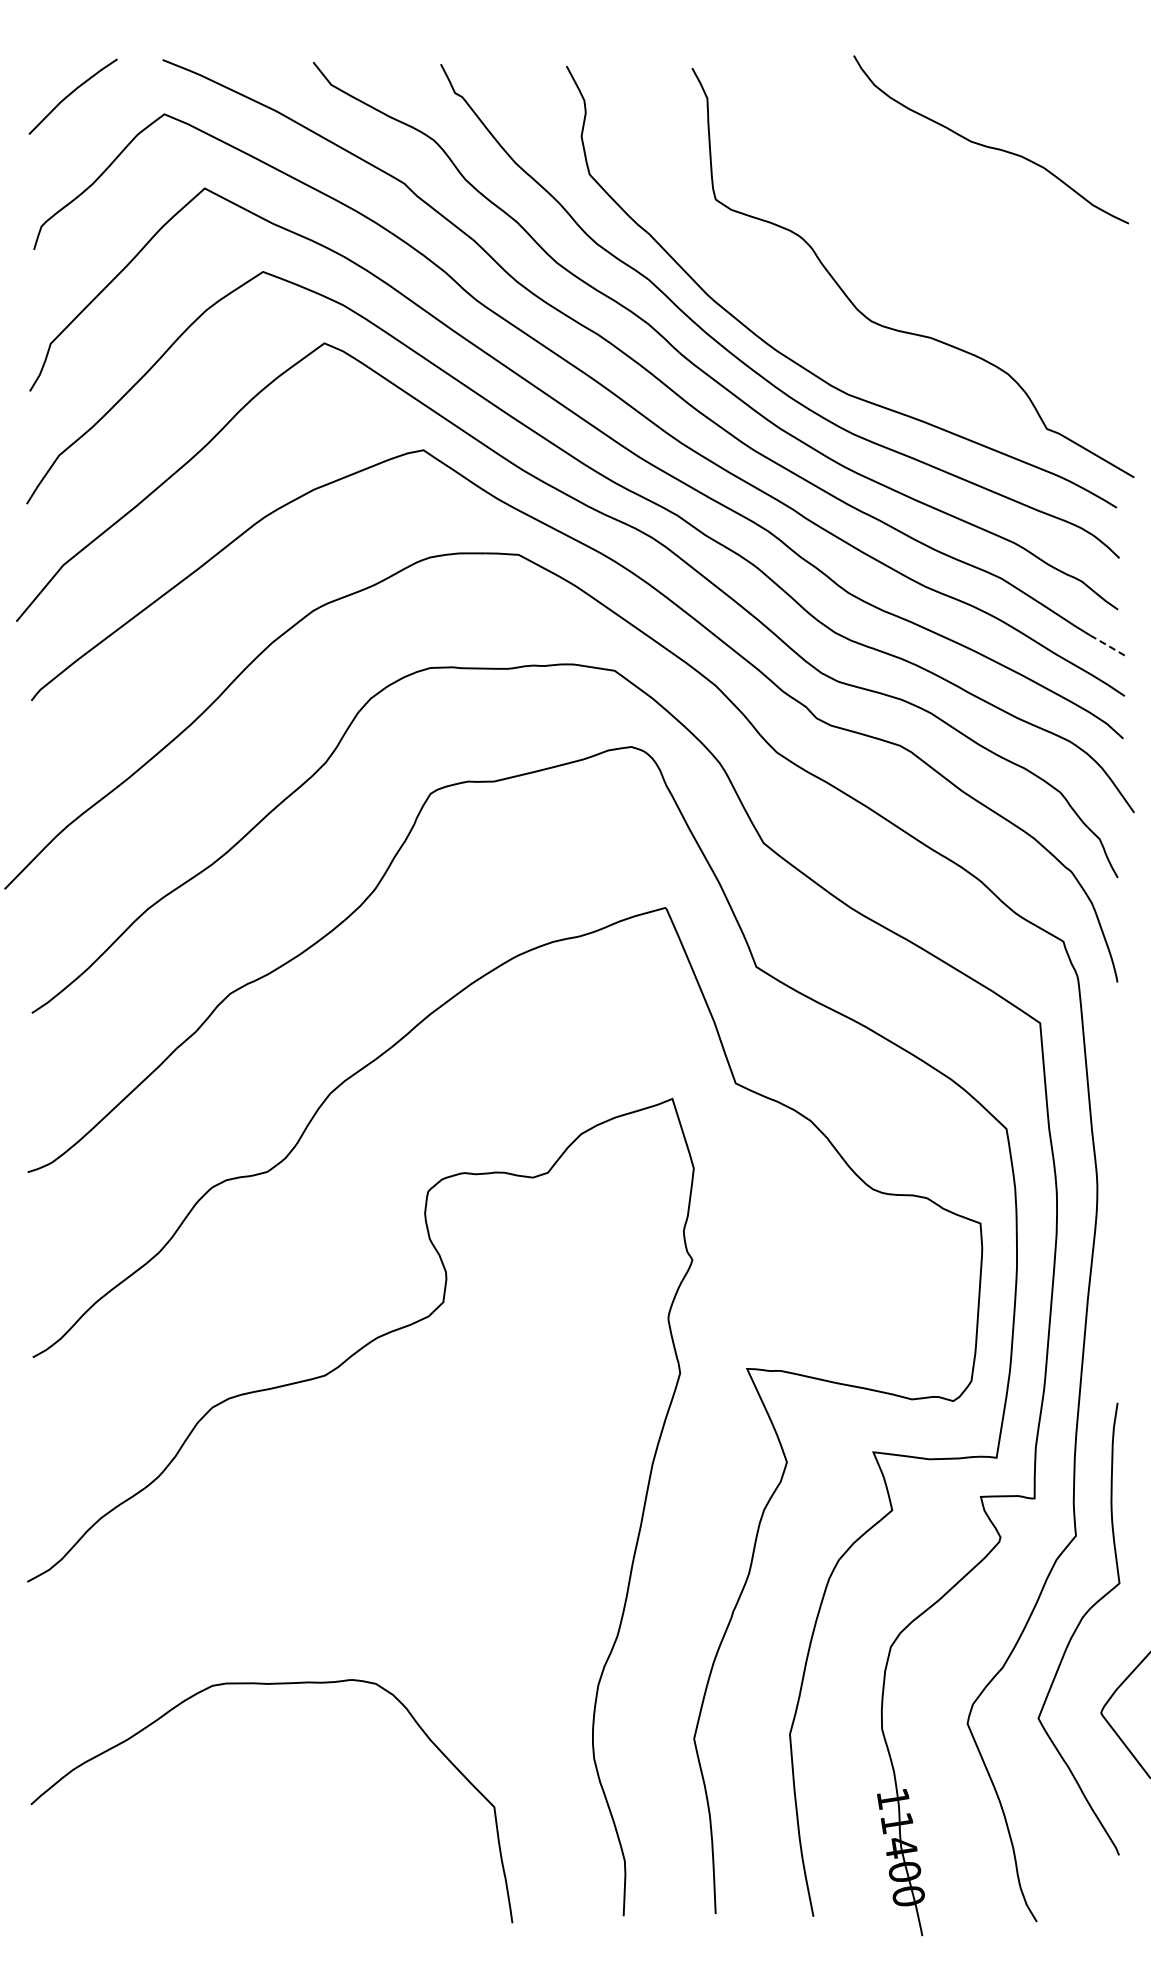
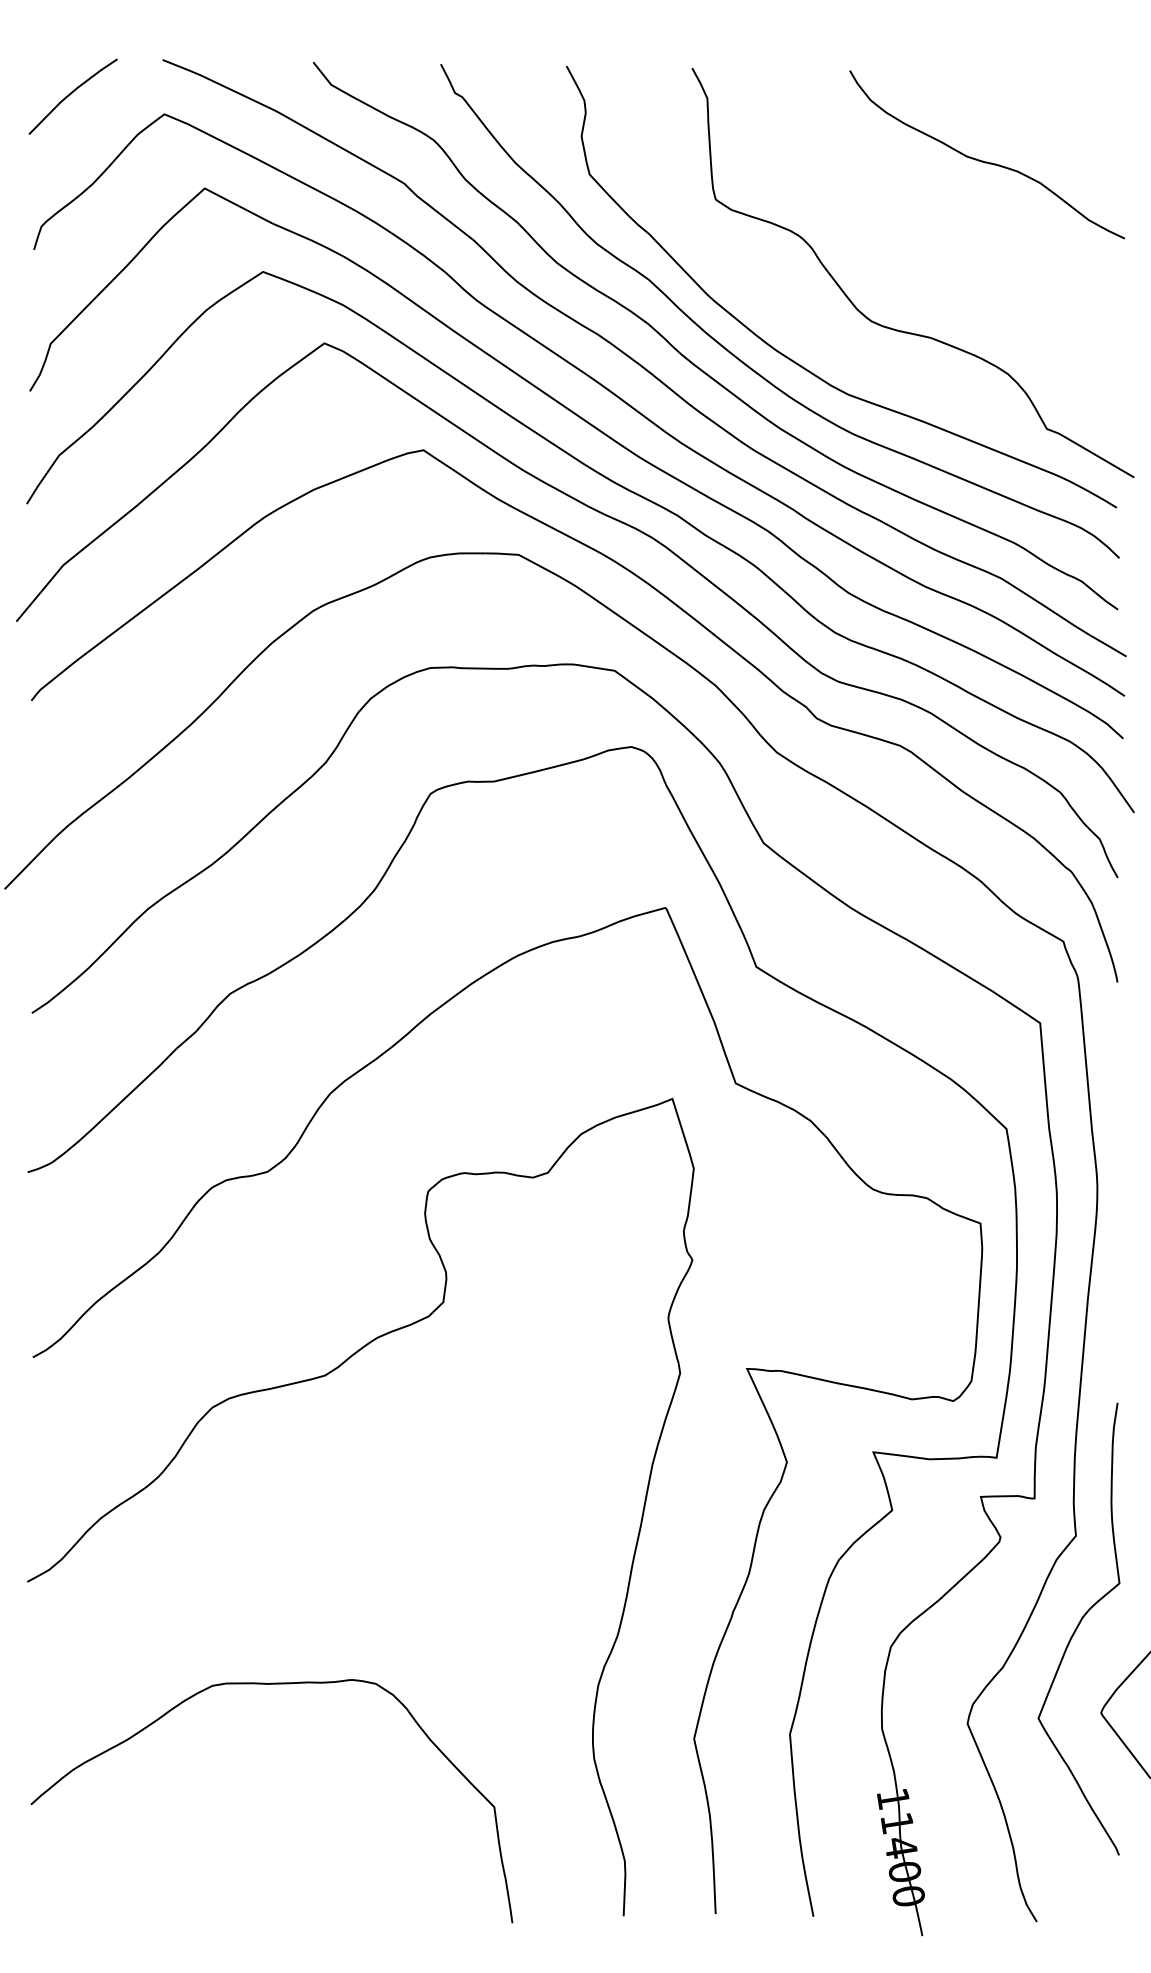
curve position: (990, 146) -> (986, 161) (986, 161)
line: dashed -> solid (1109, 646)
